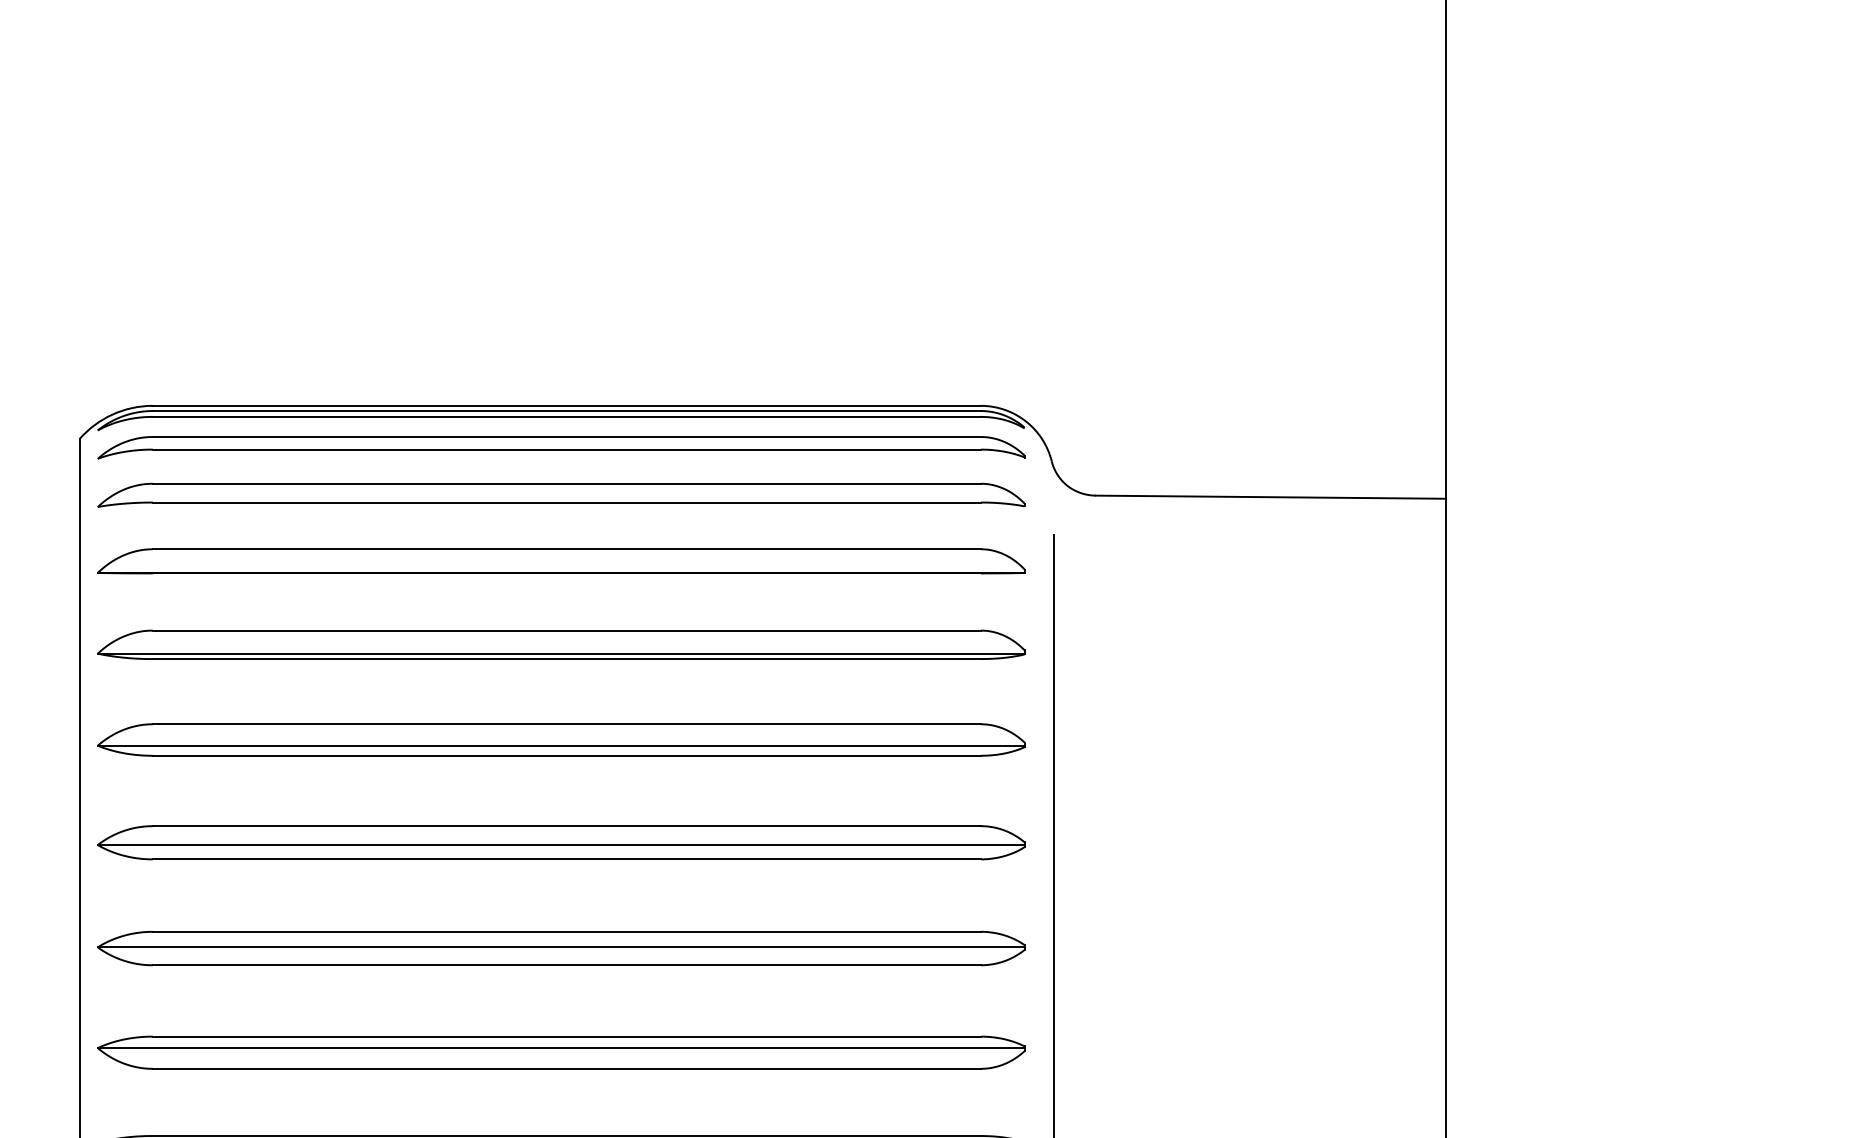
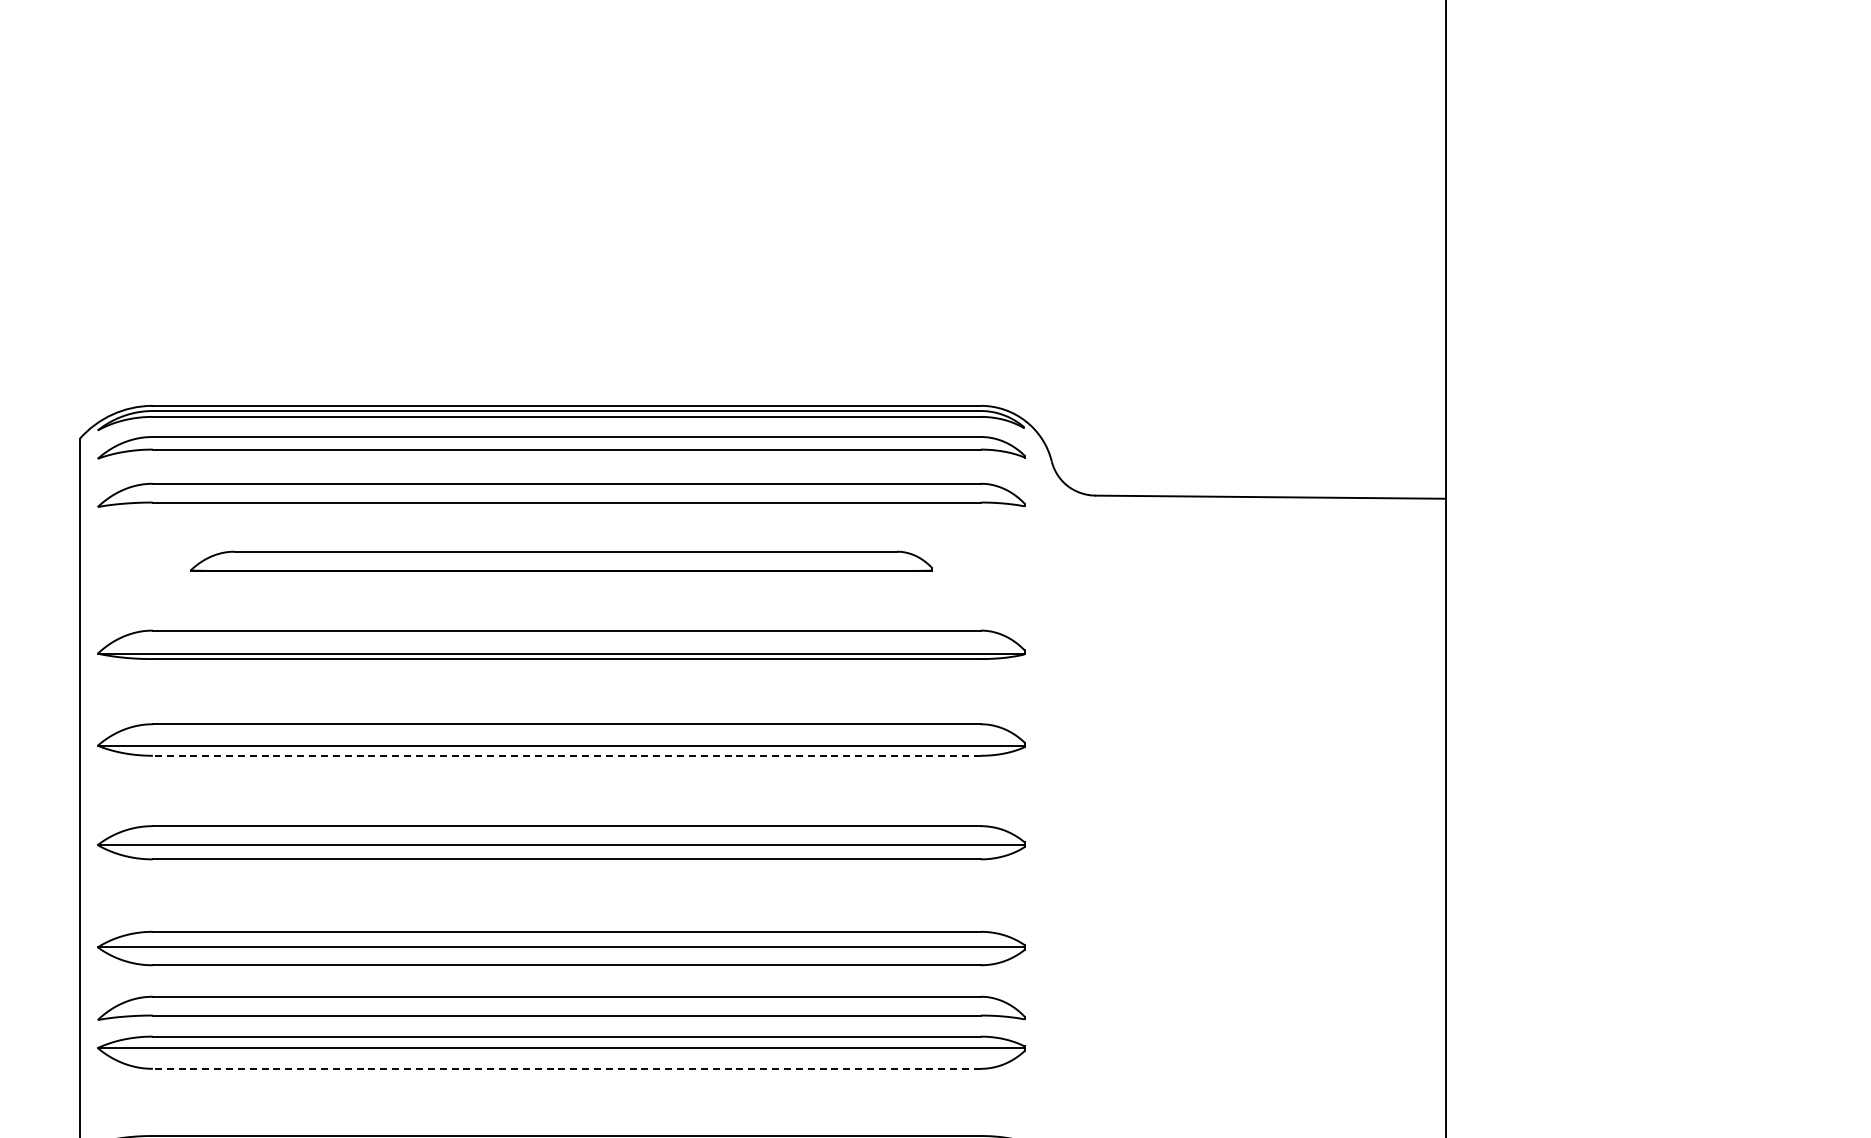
part size: 929x27 px -> 743x22 px (561, 560)
line: solid -> dashed (566, 755)
line: present -> none (1053, 834)
part: none -> present (561, 1007)
line: solid -> dashed (566, 1068)
